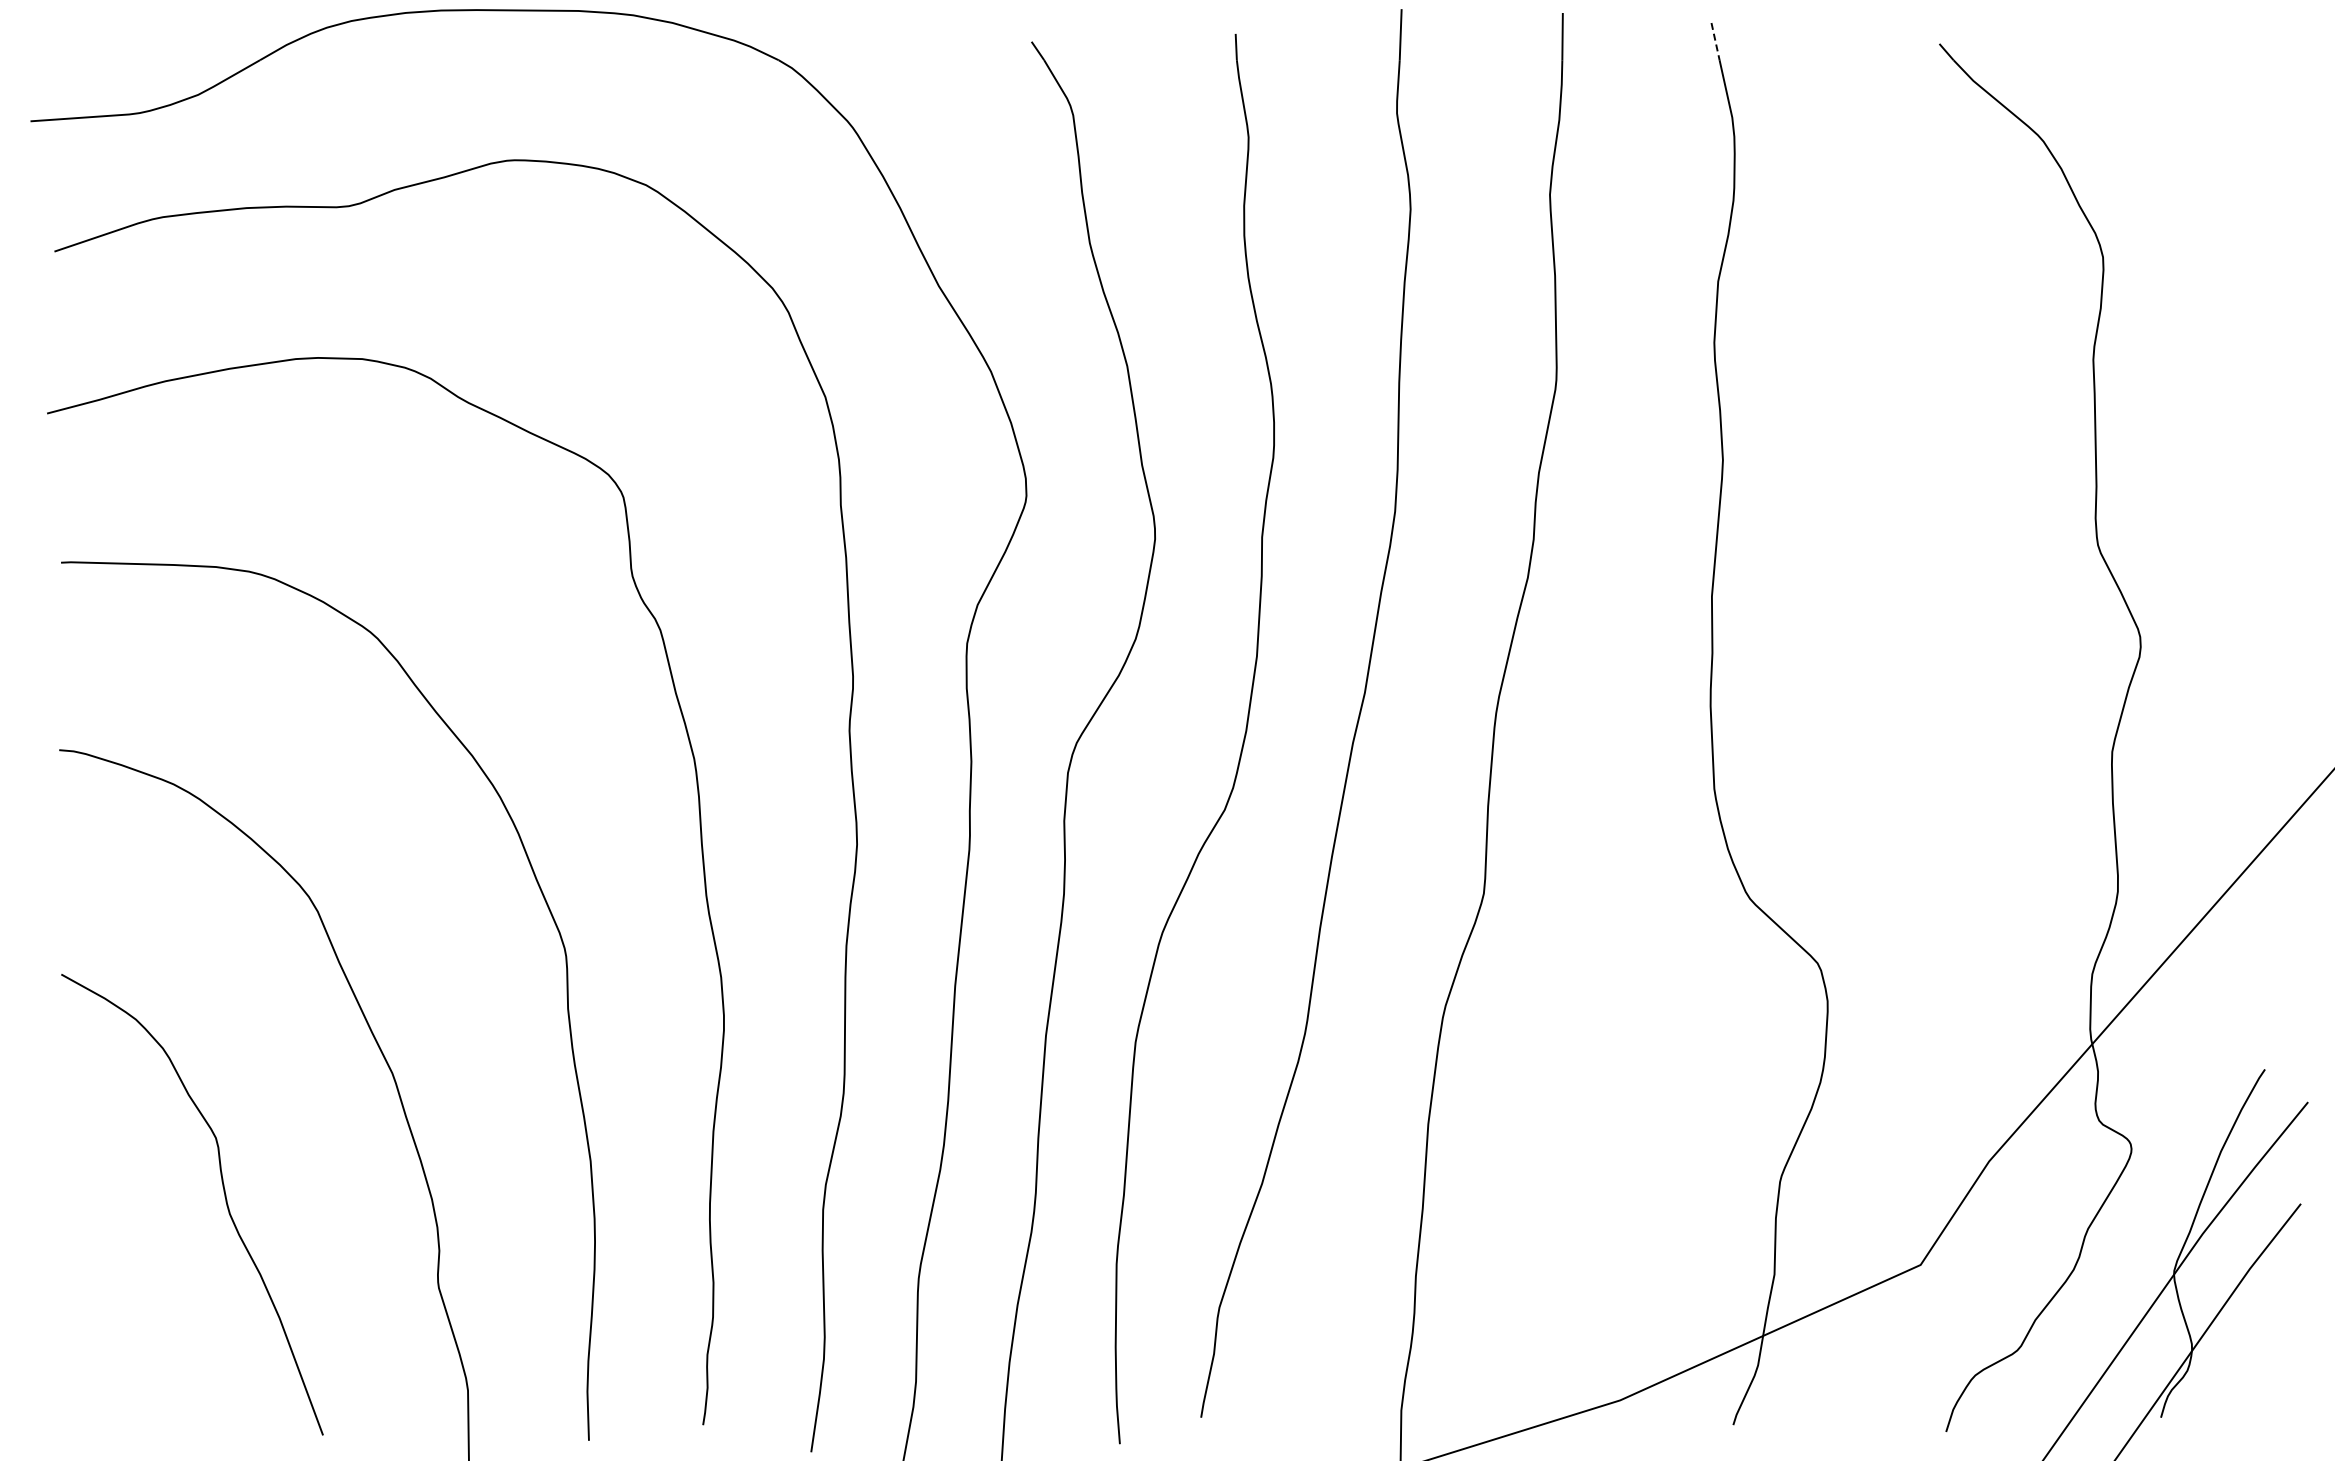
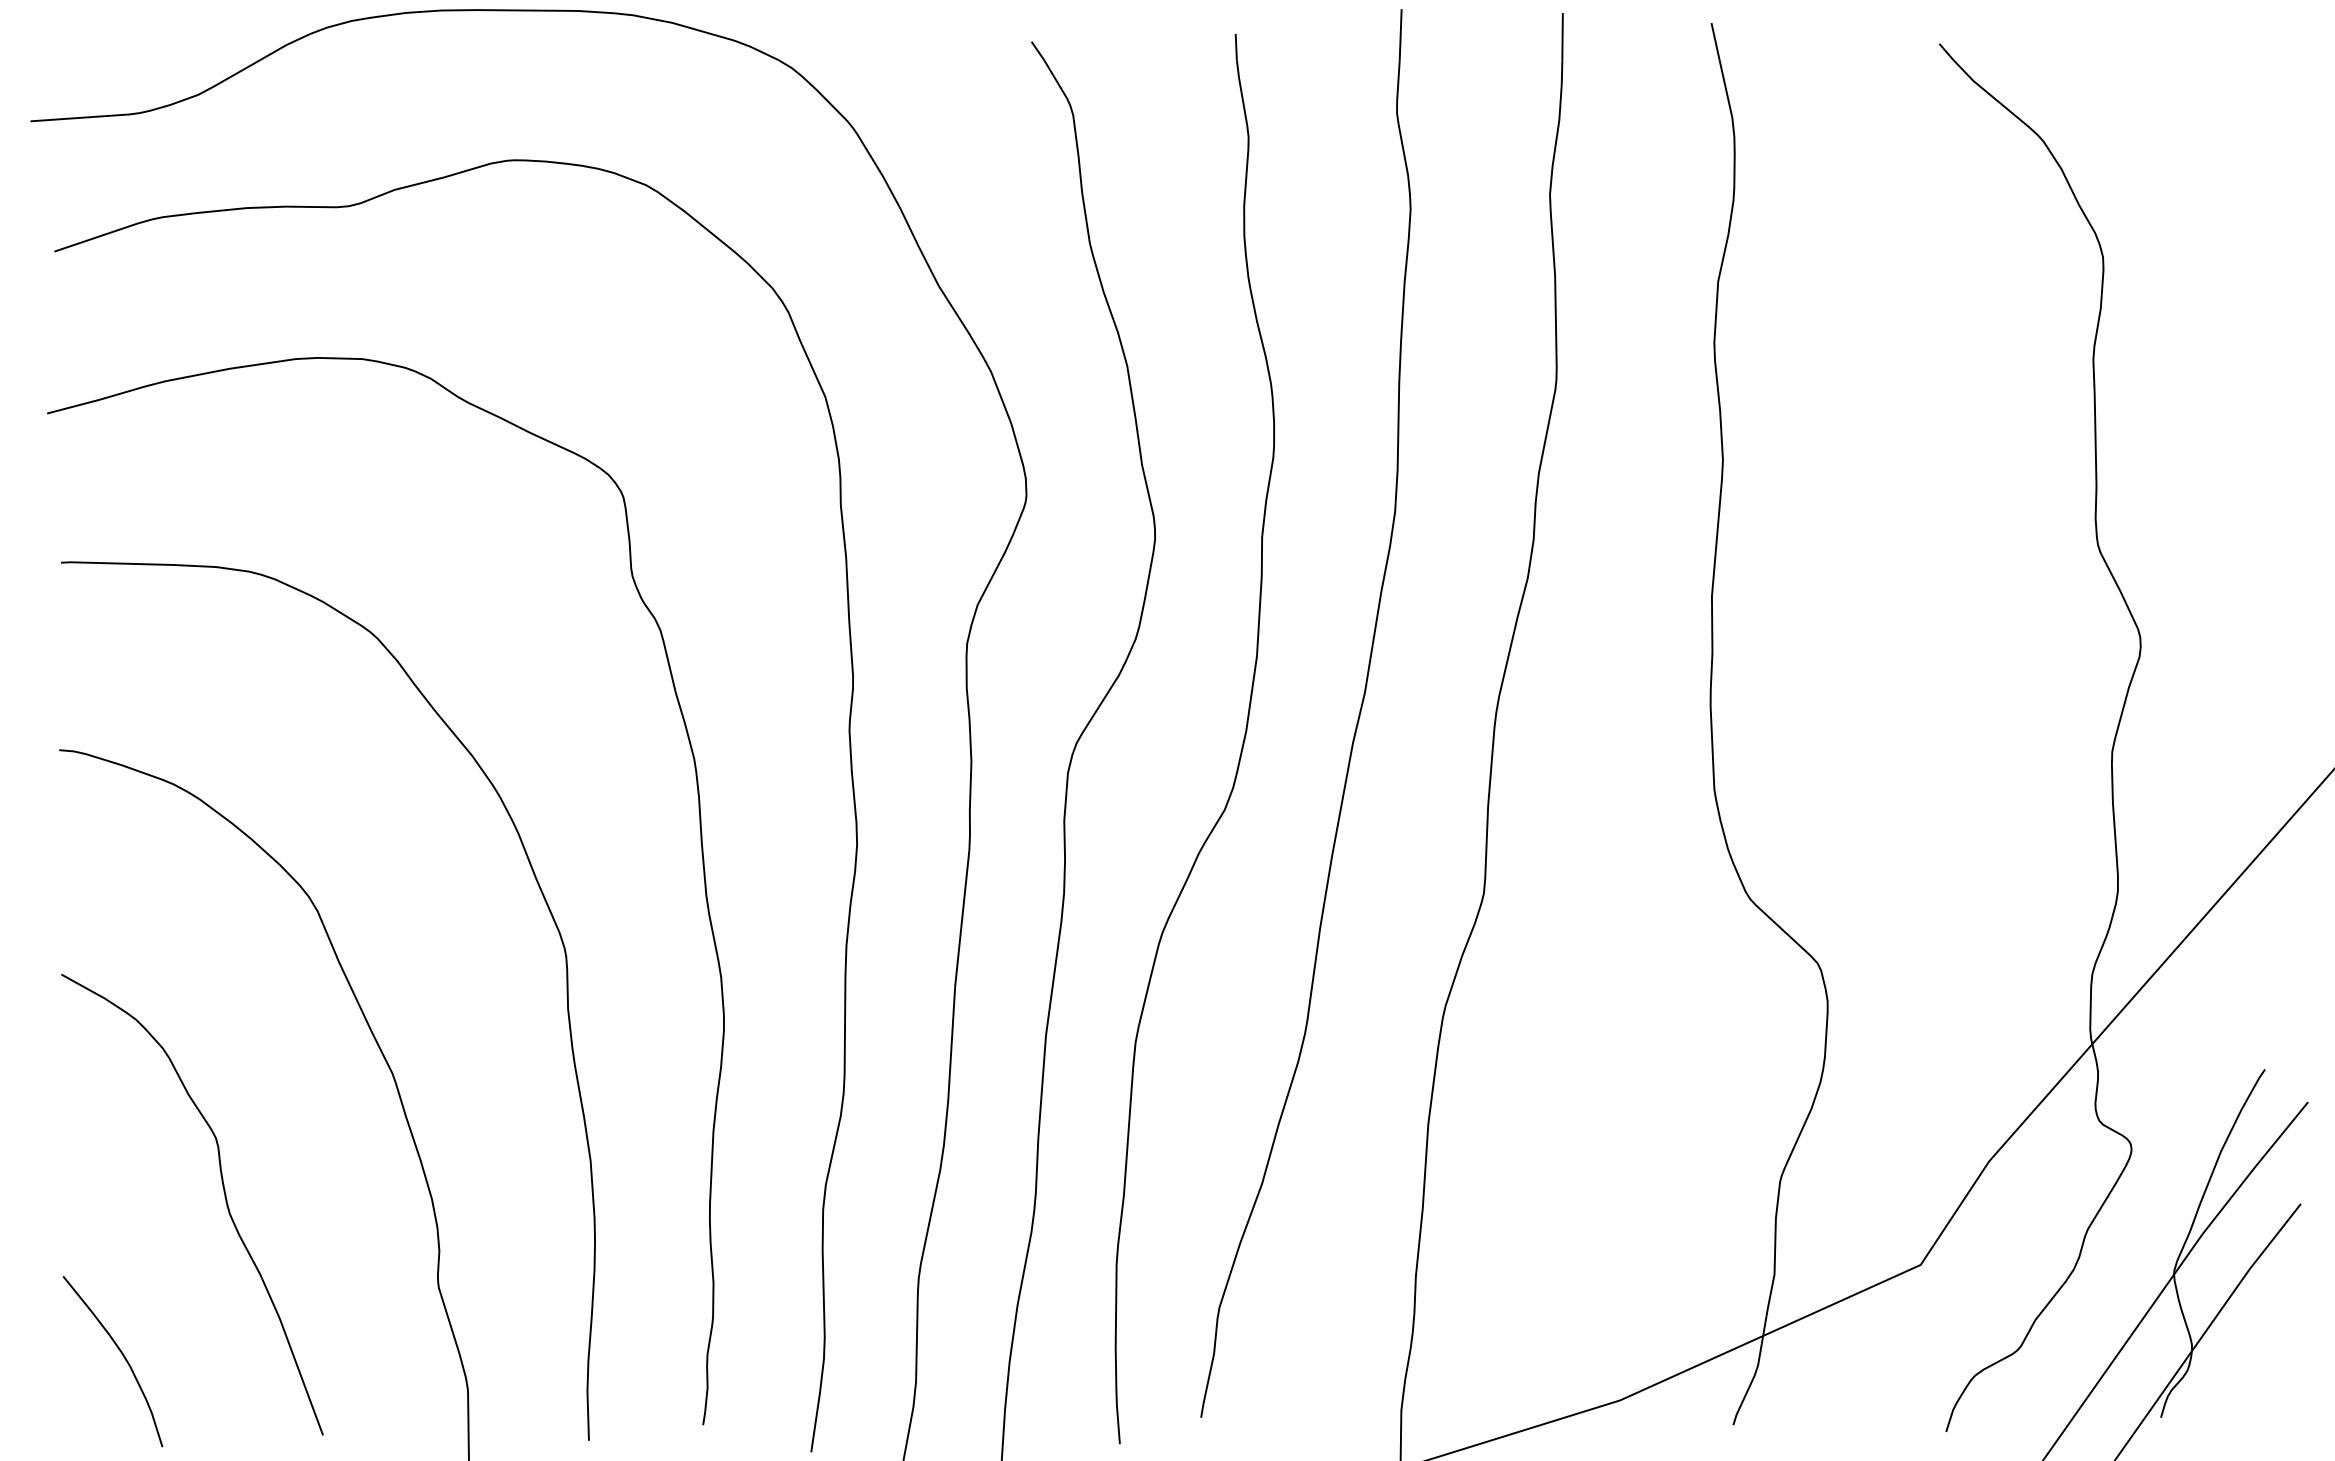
line: dashed -> solid (1715, 42)
curve: none -> present (121, 1354)
